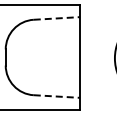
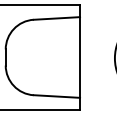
line: dashed -> solid (57, 18)
line: dashed -> solid (57, 96)
